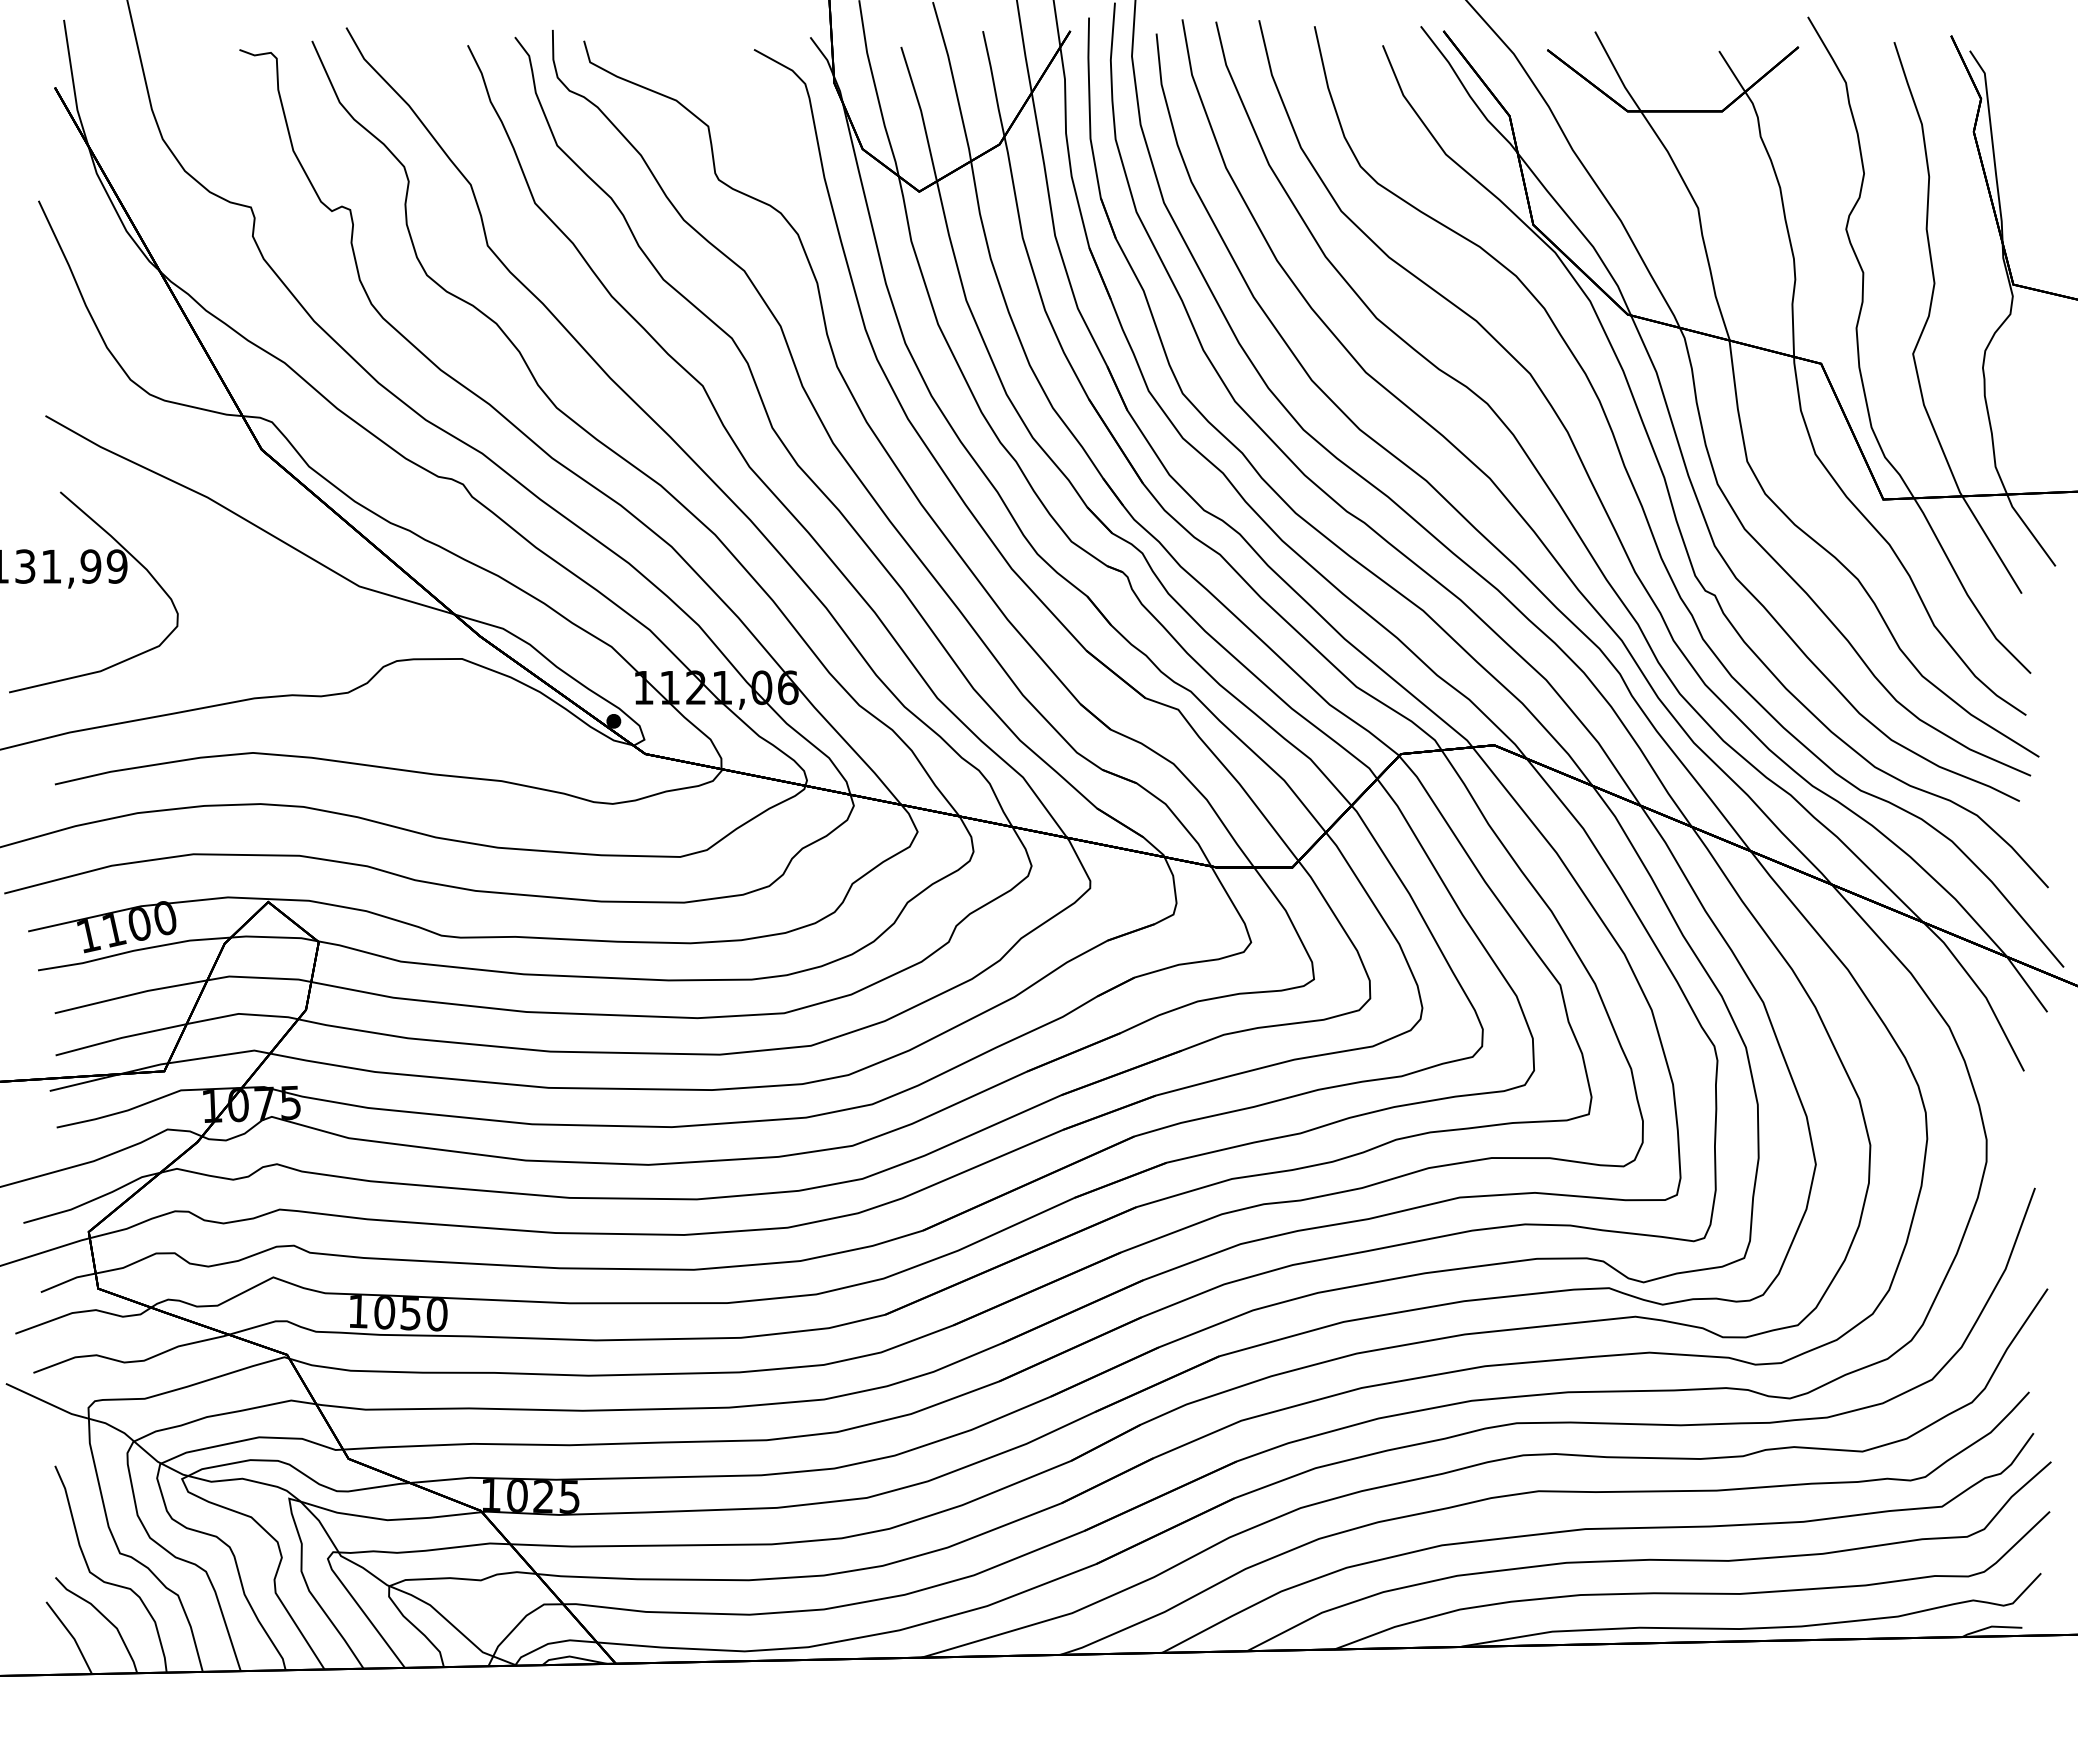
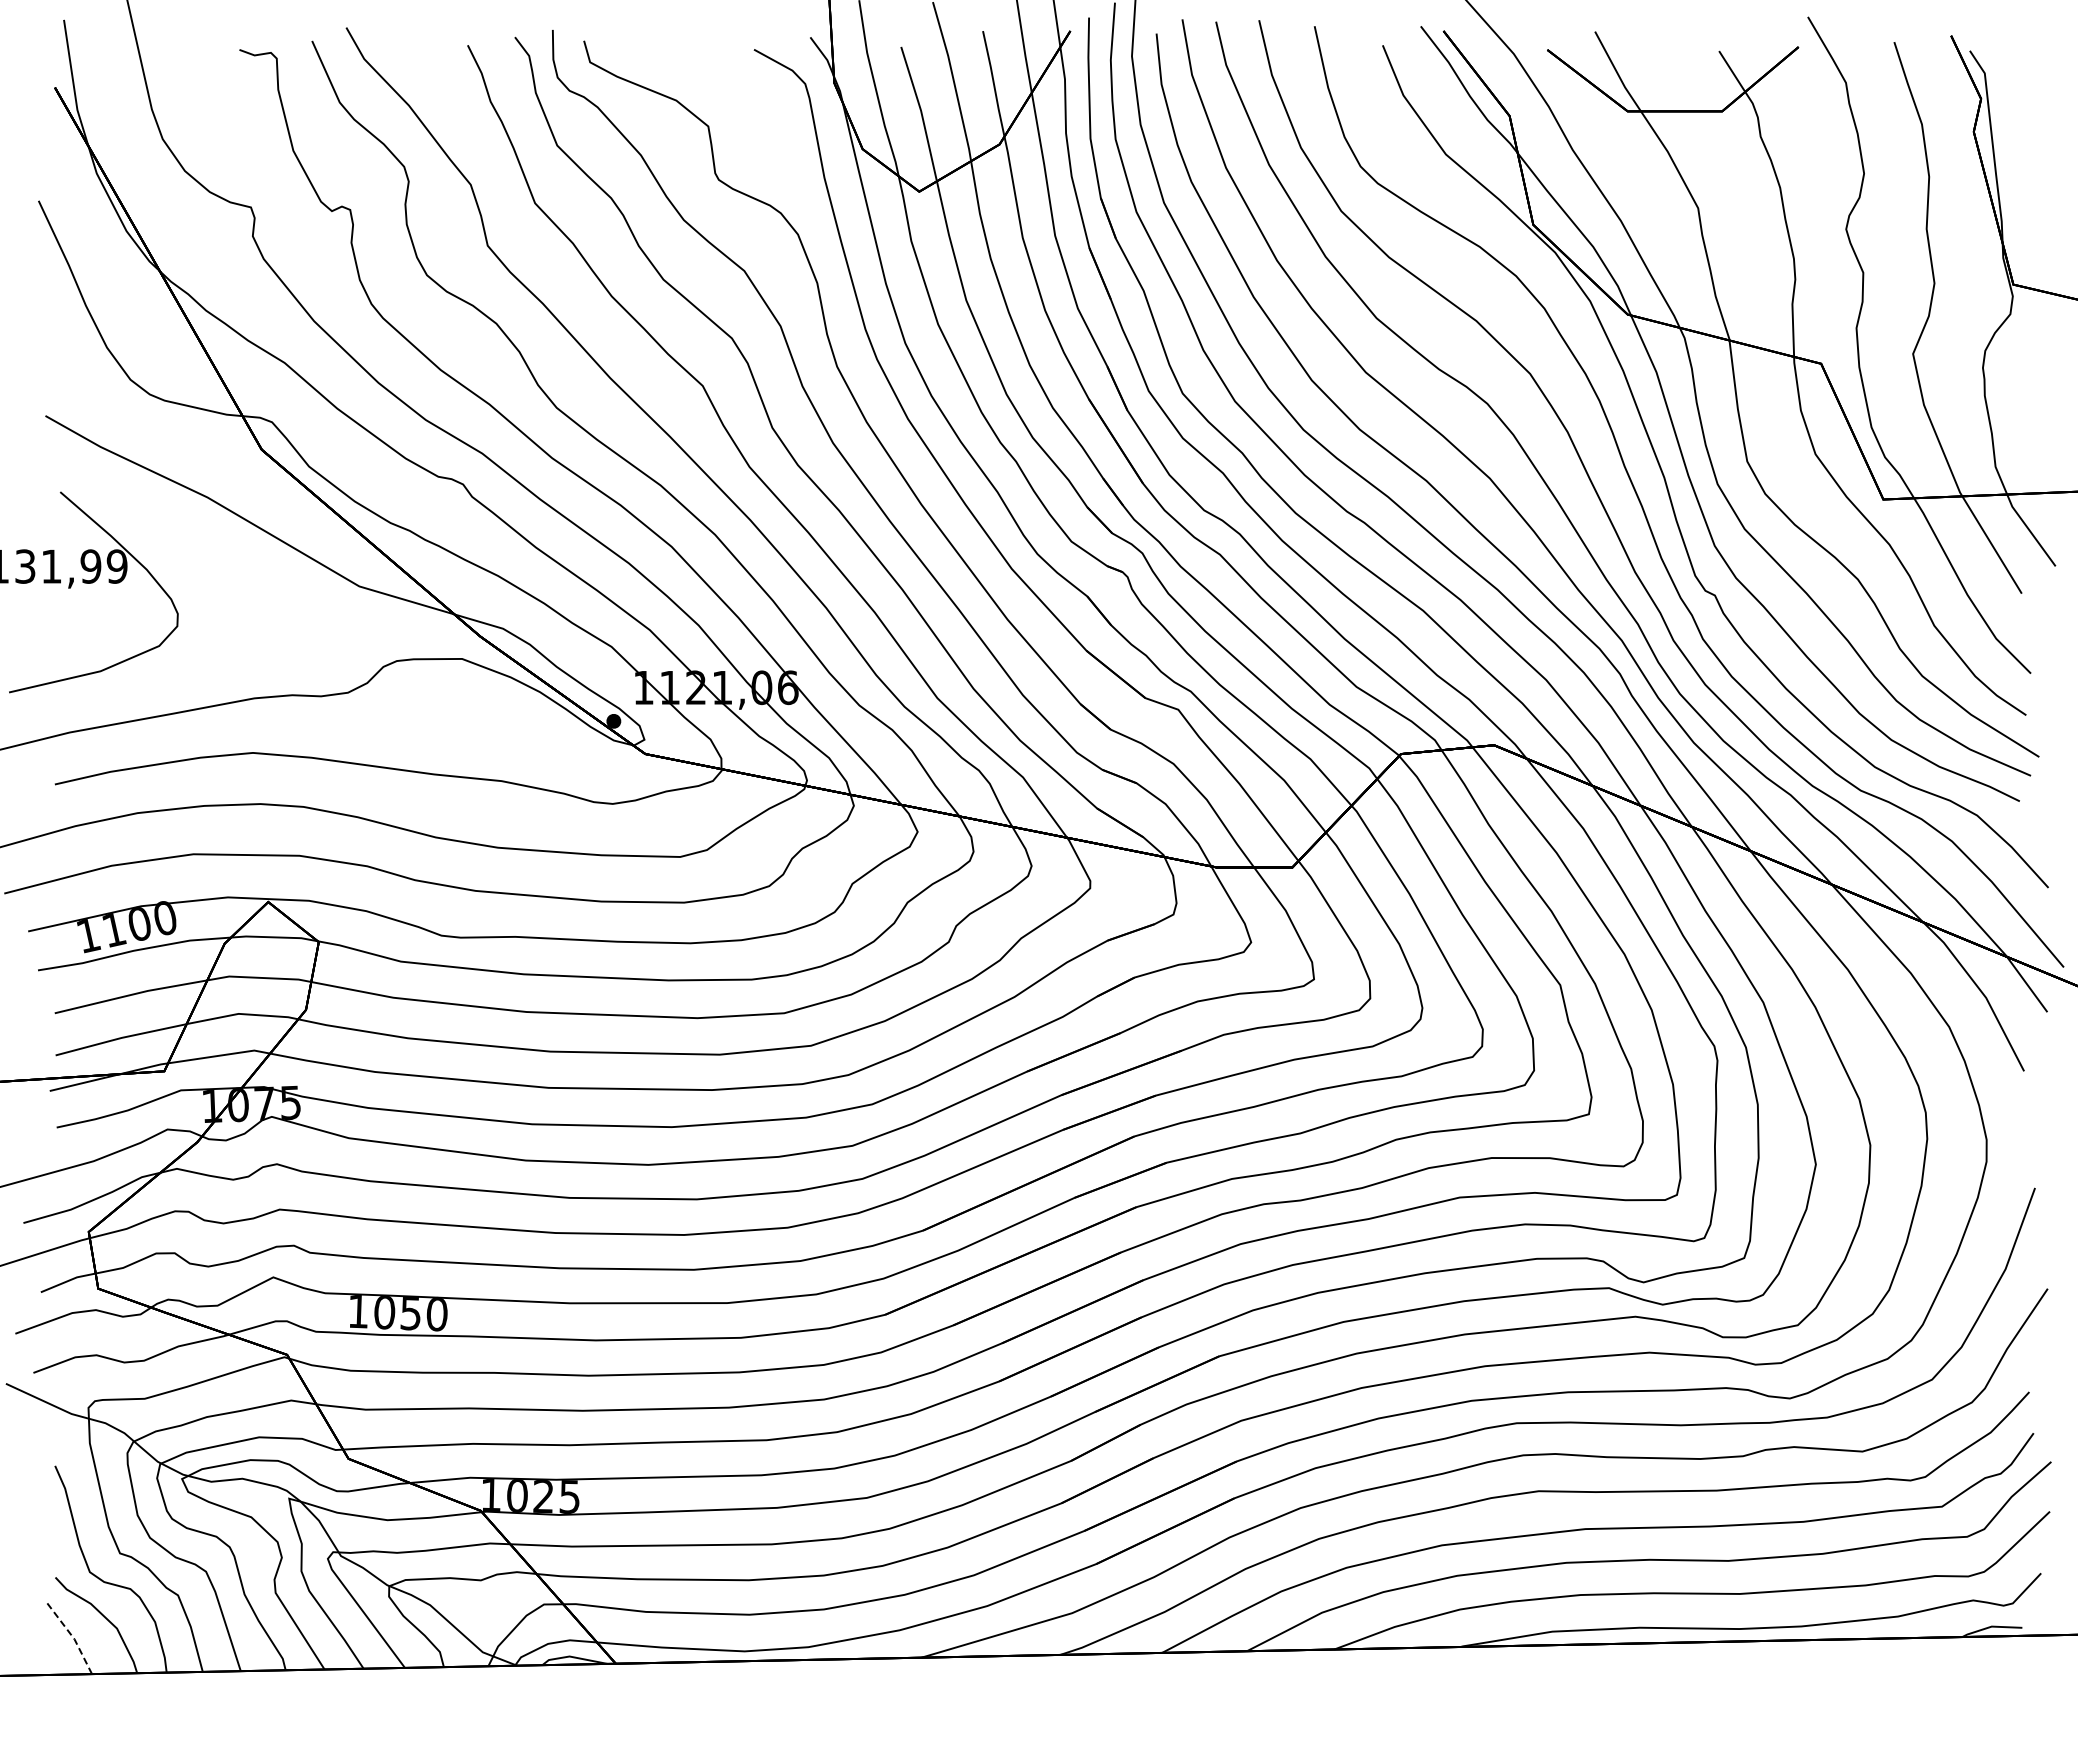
line: solid -> dashed (72, 1636)
